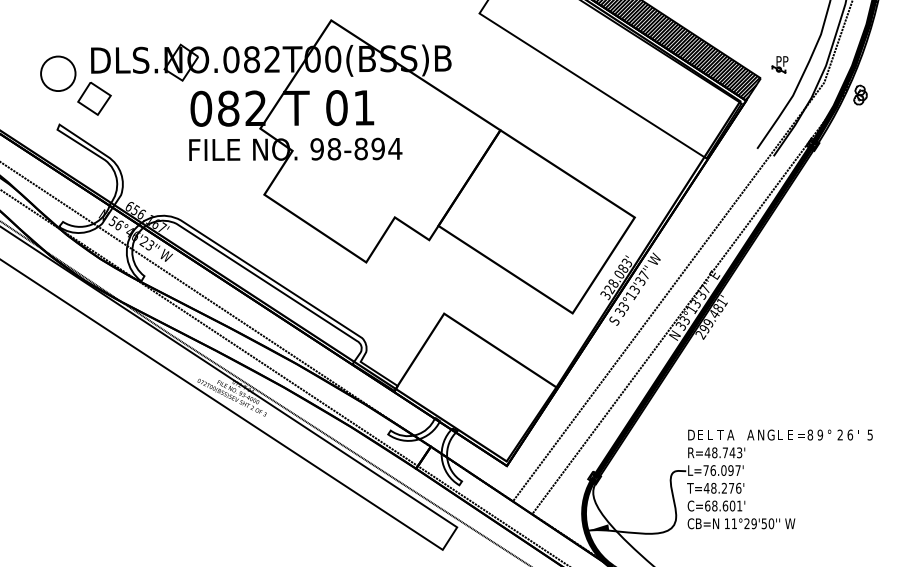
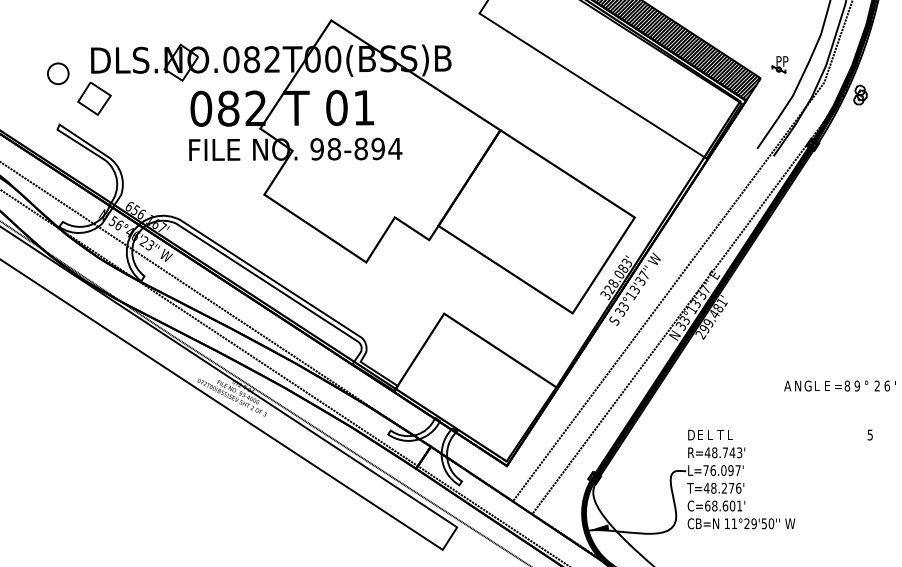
circle diameter: 34 px -> 21 px (57, 73)
text: A -> L (730, 434)
text position: (802, 434) -> (839, 385) (839, 385)
